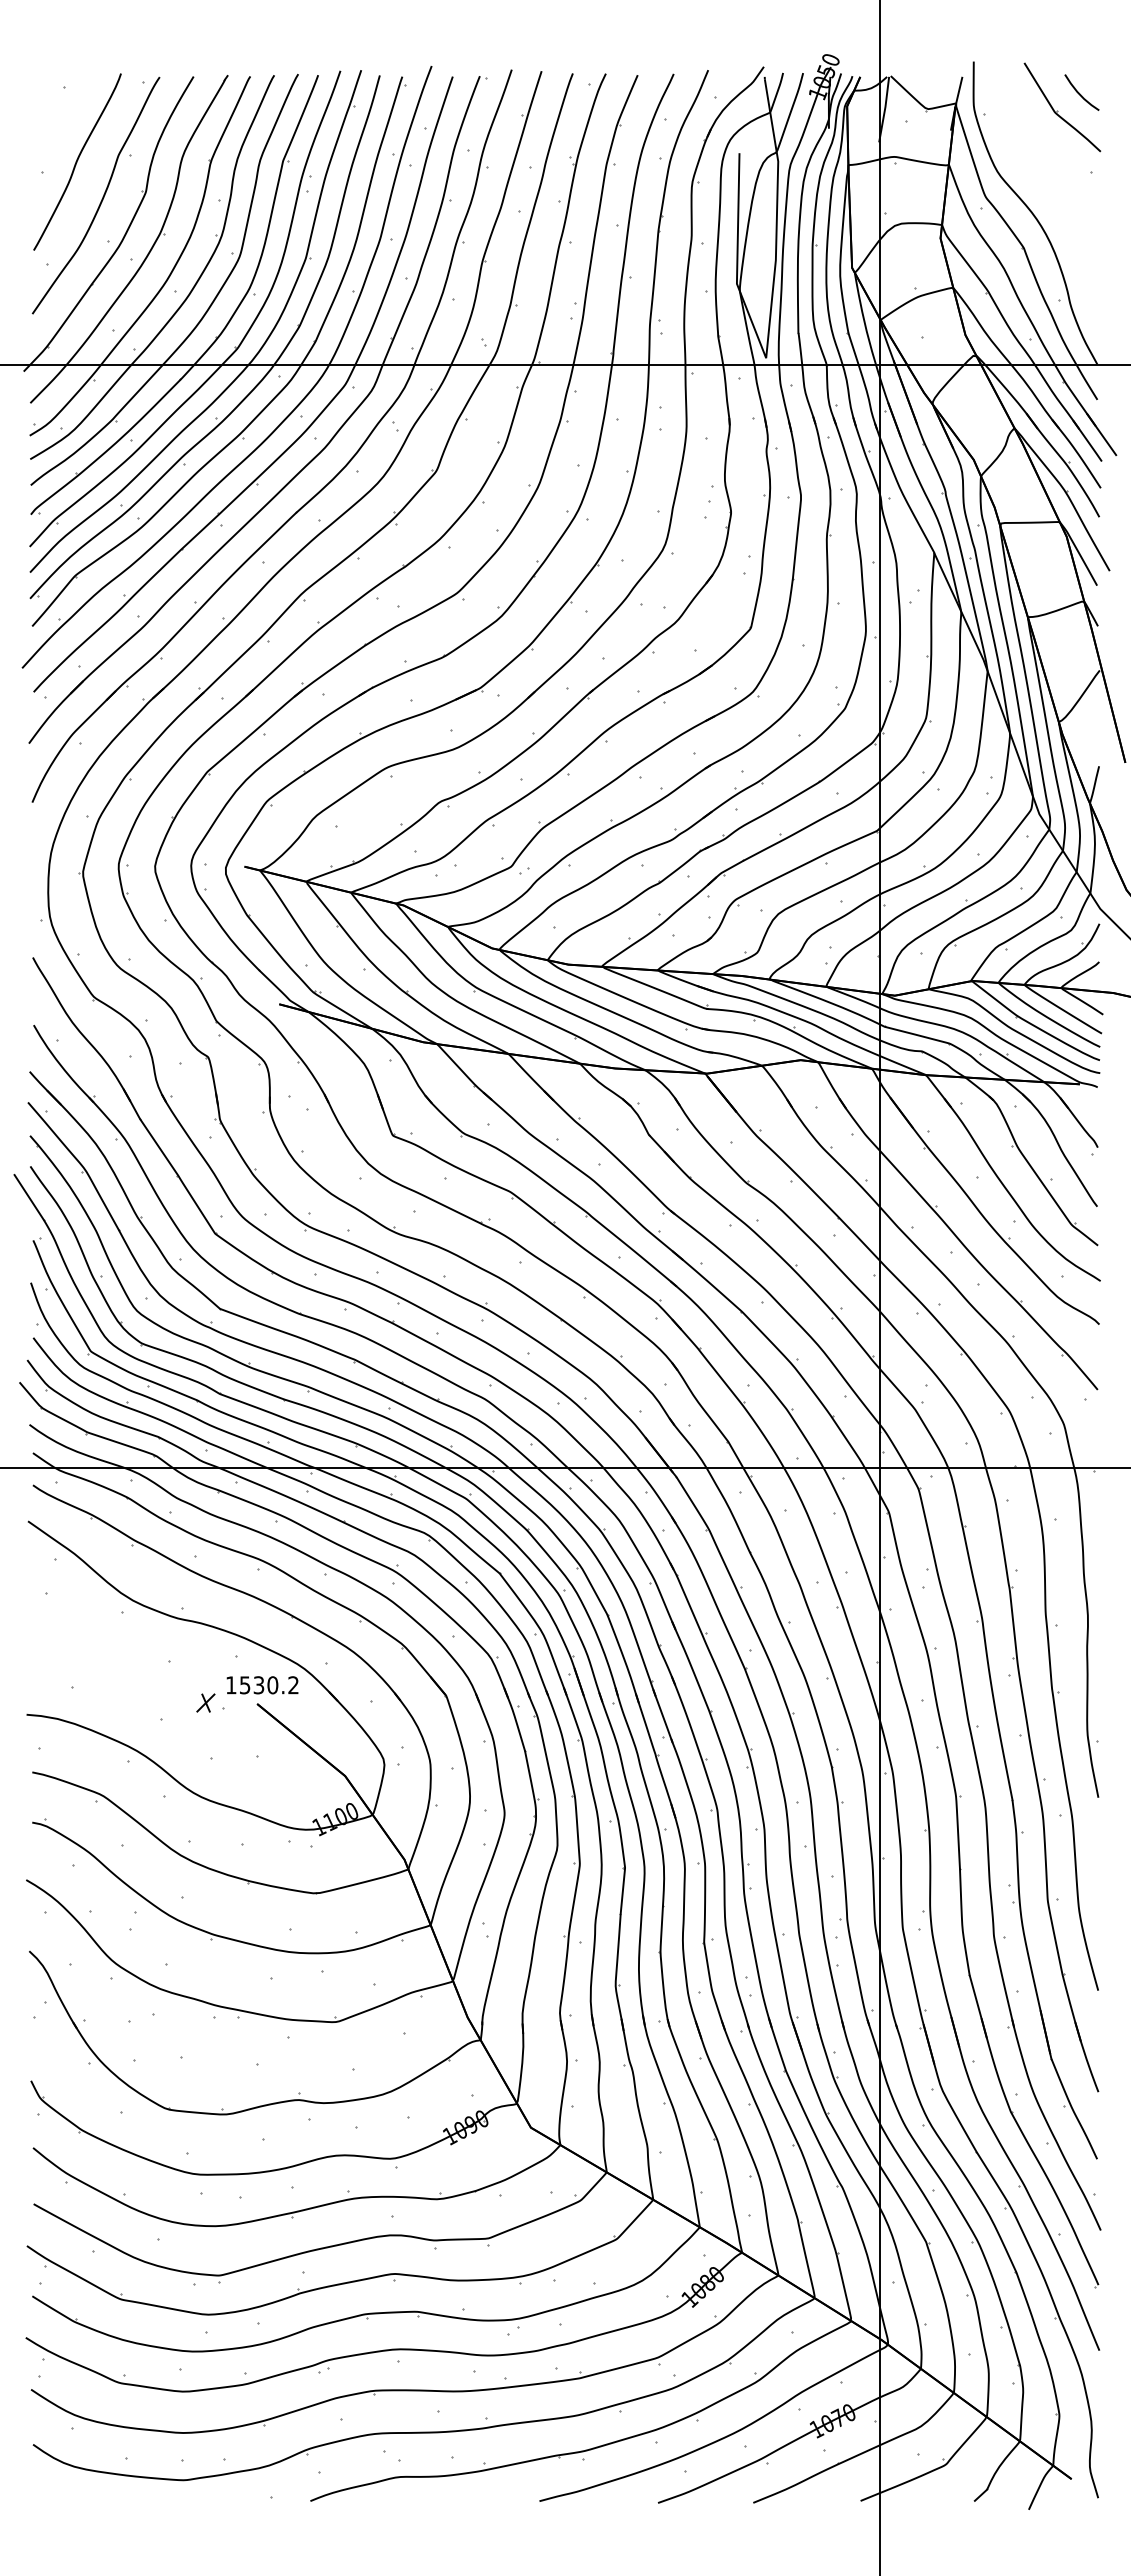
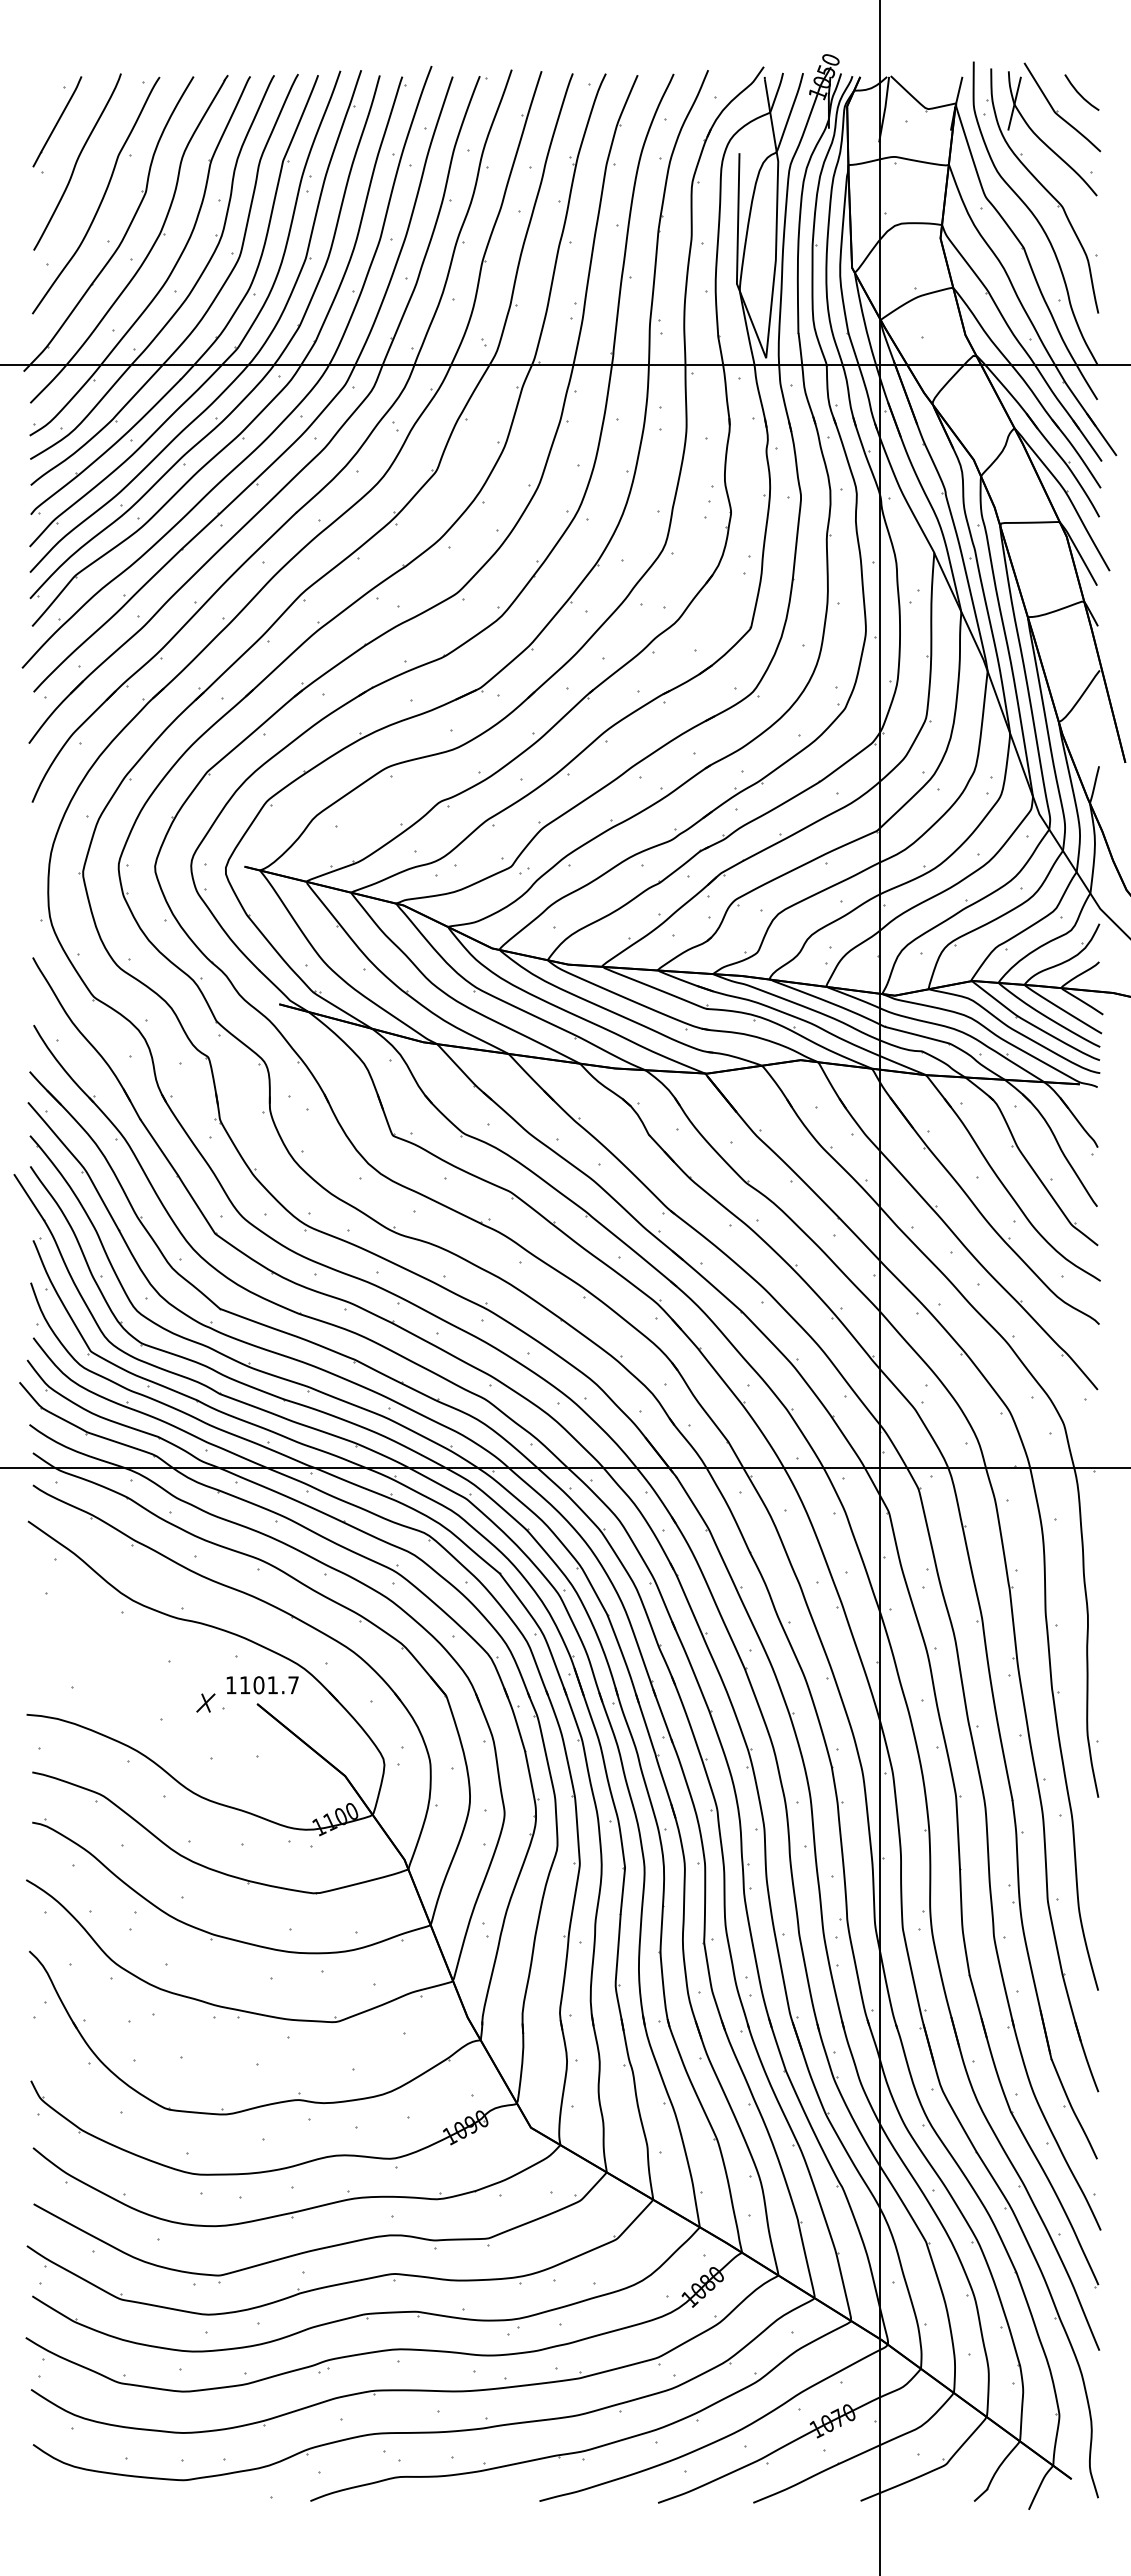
line: none -> present (57, 121)
part: none -> present (1042, 190)
text: 1530.2 -> 1101.7 (269, 1685)
